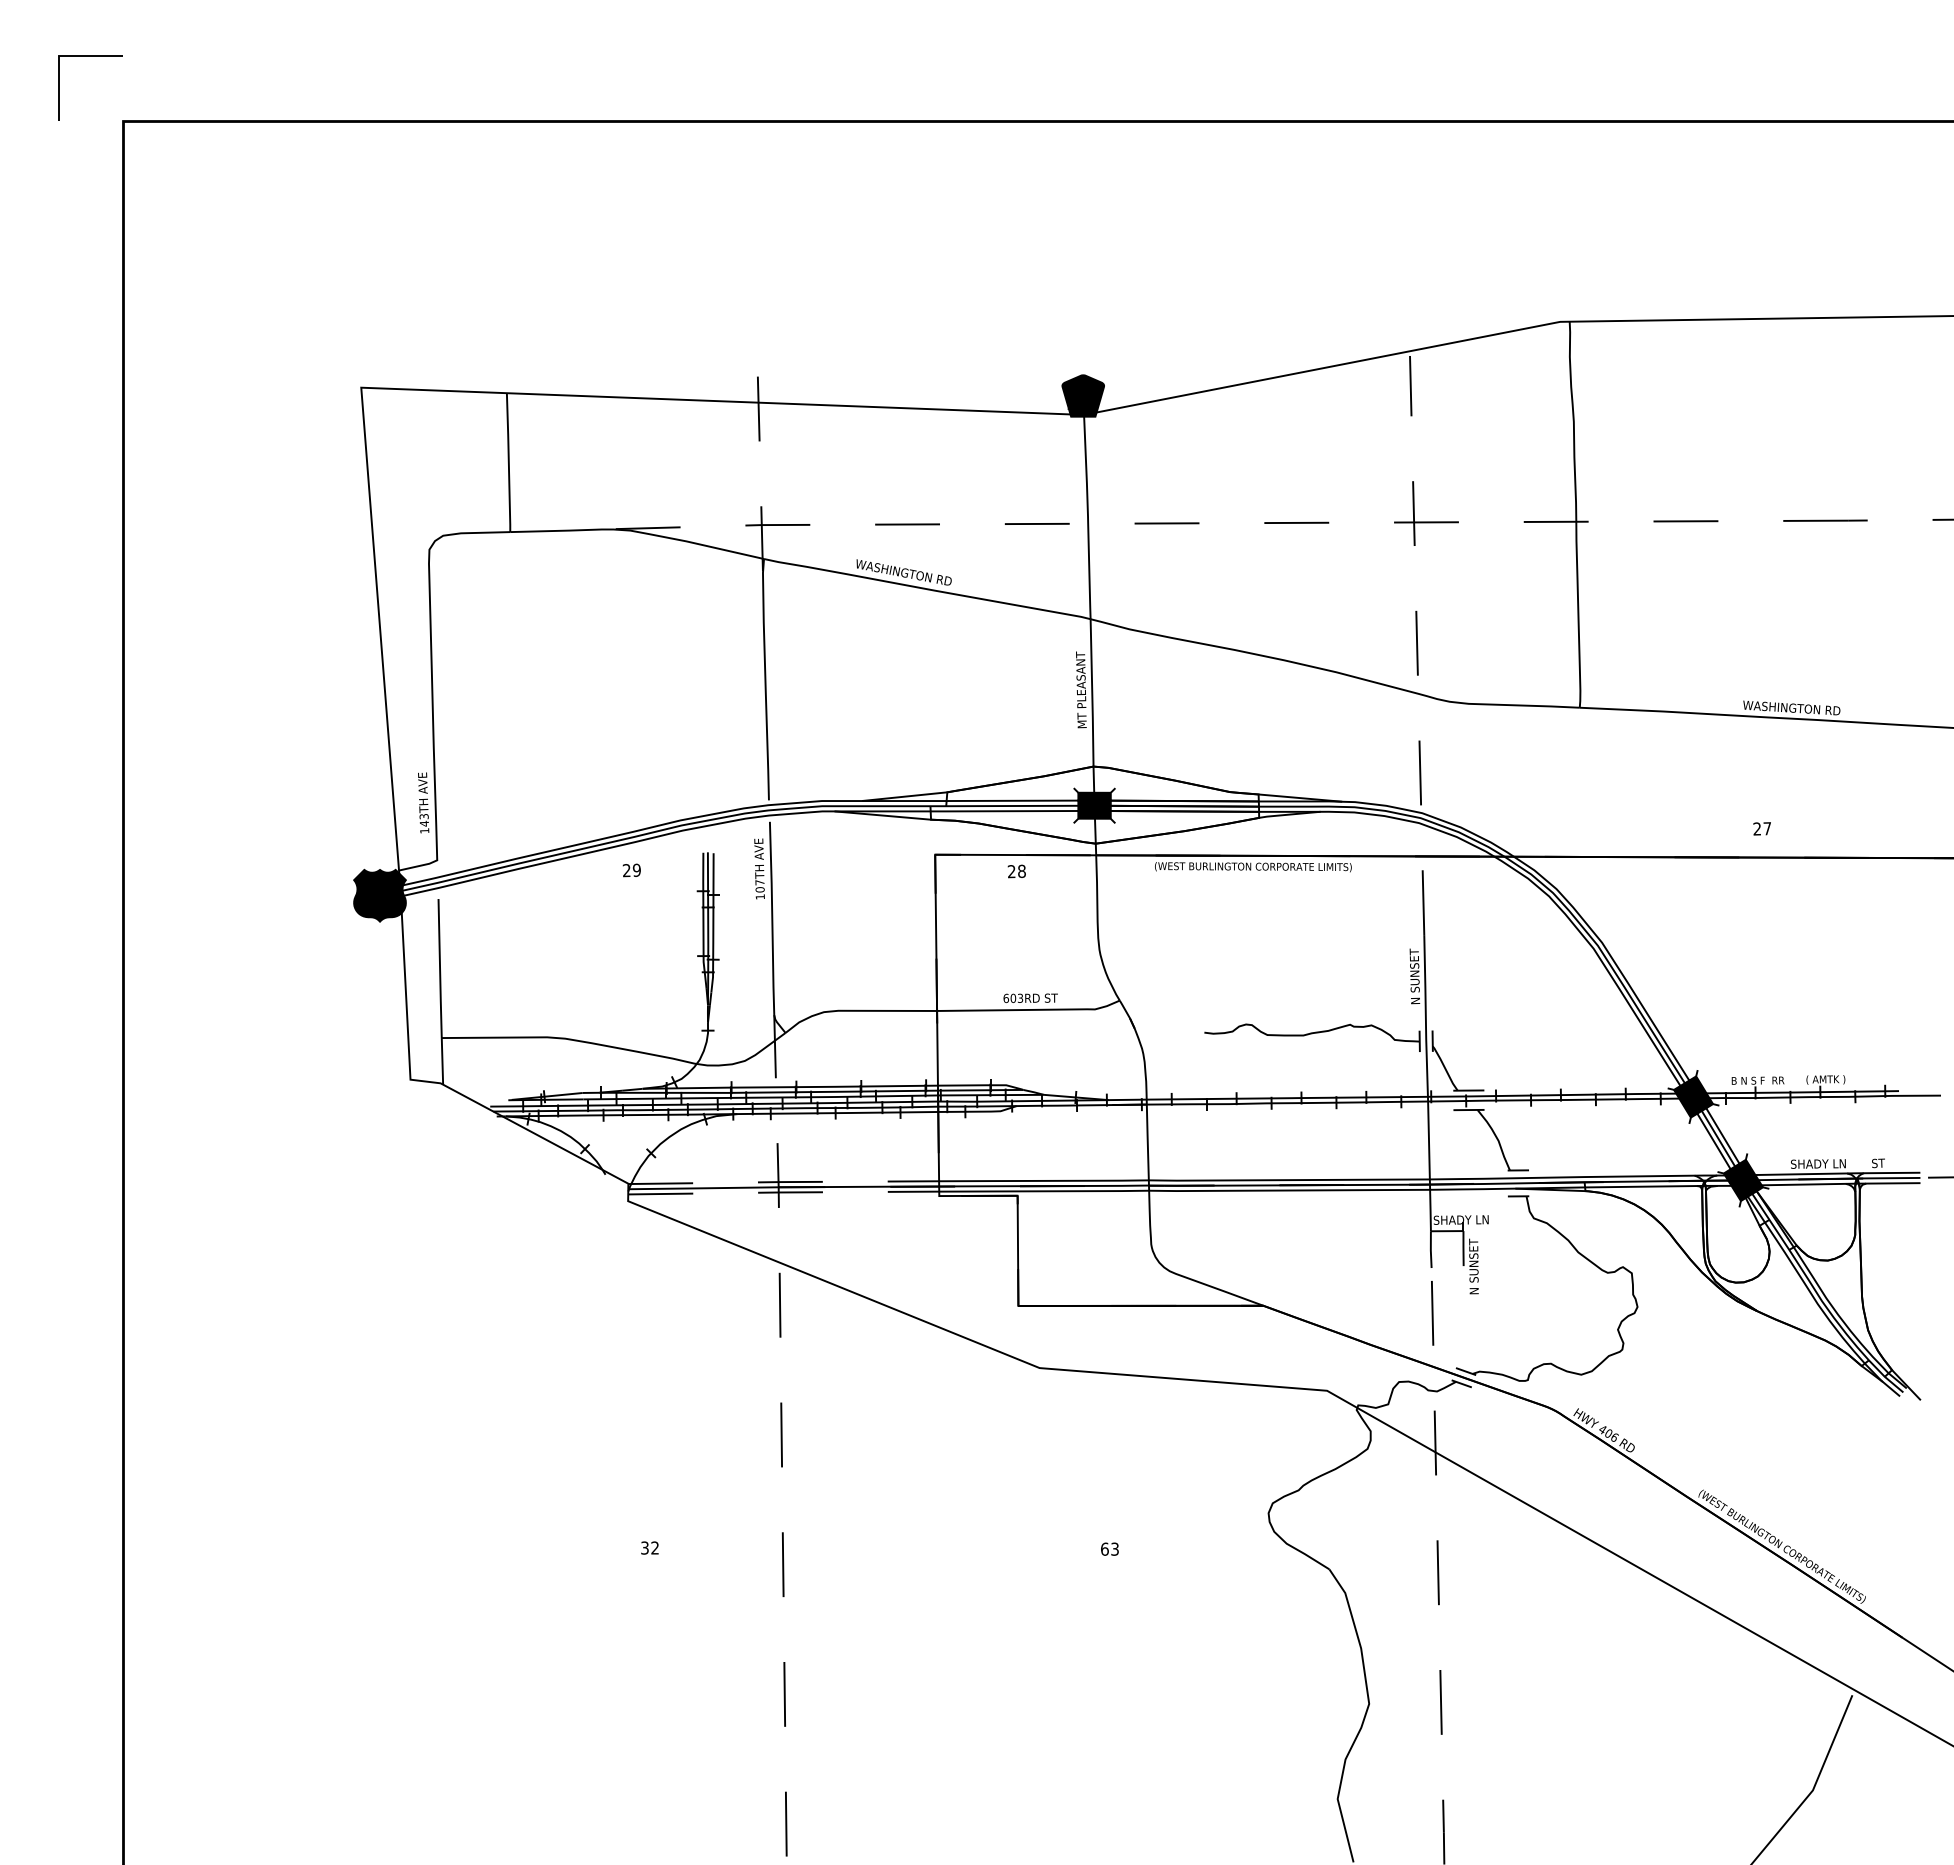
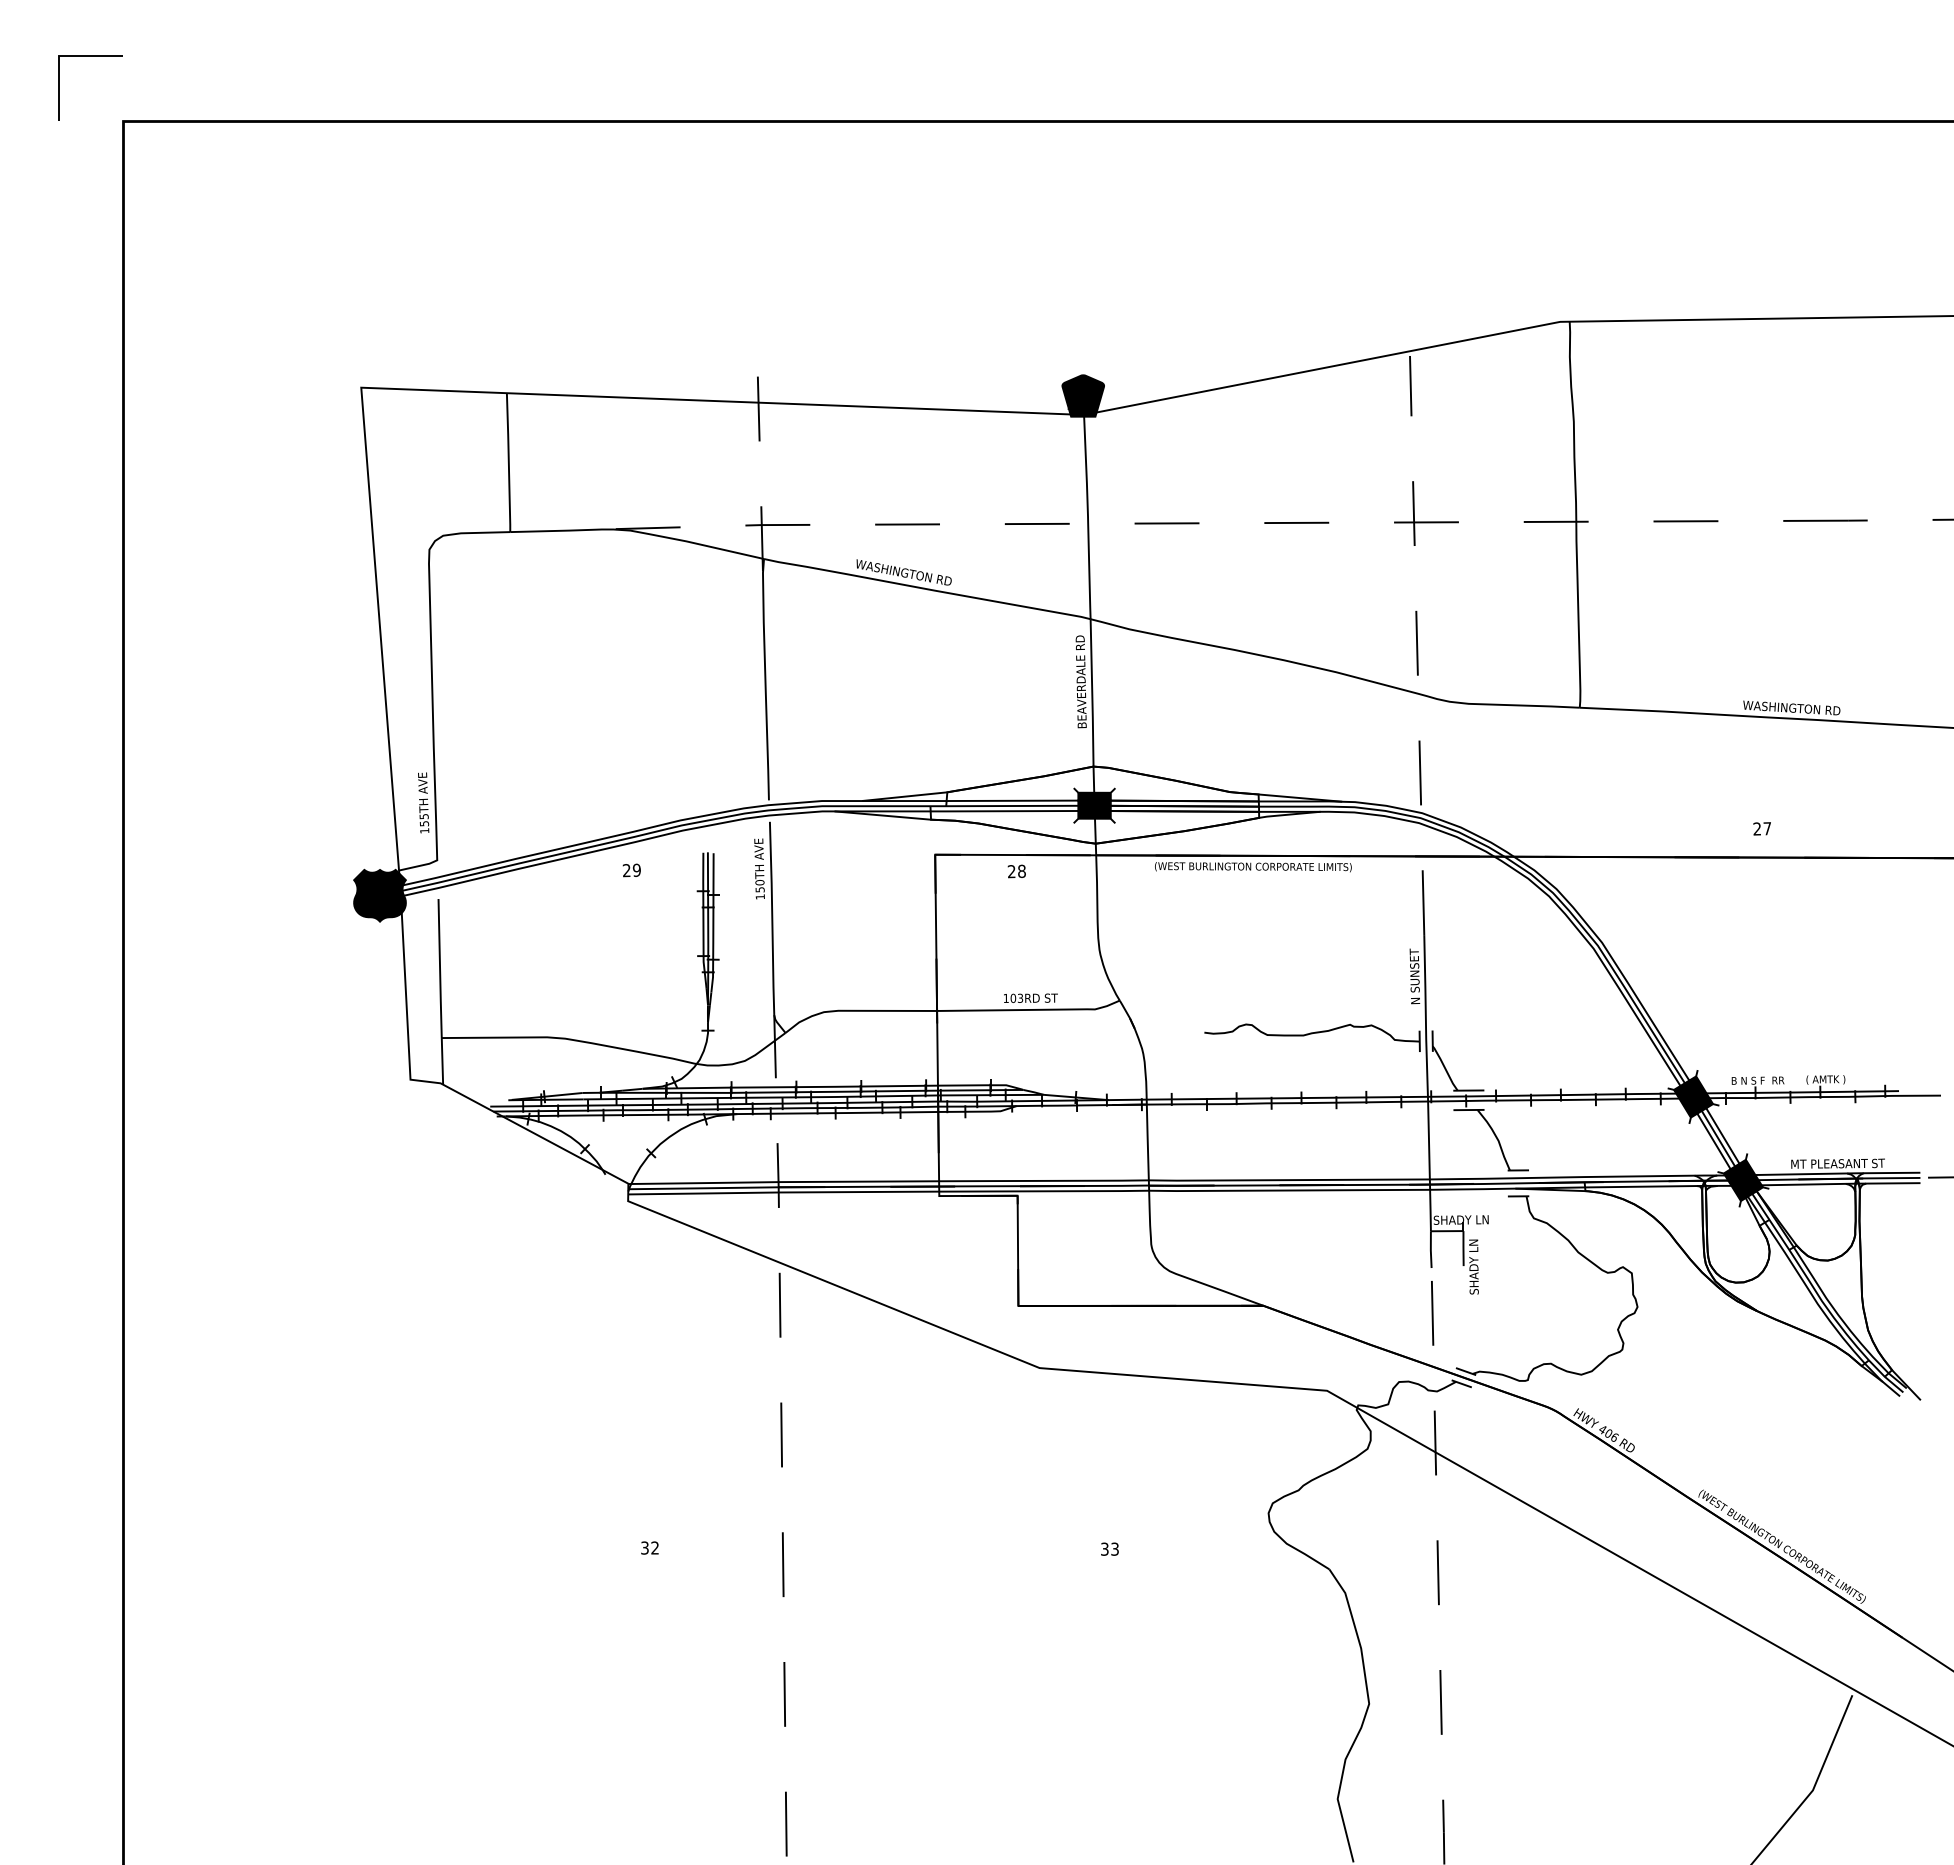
text: MT PLEASANT -> BEAVERDALE RD (1080, 680)
text: 143TH -> 155TH (424, 820)
text: 107TH -> 150TH (759, 886)
text: 603RD -> 103RD (1005, 998)
text: SHADY LN -> MT PLEASANT (1829, 1163)
line: dashed -> solid (782, 1182)
line: dashed -> solid (782, 1192)
text: N SUNSET -> SHADY LN (1473, 1266)
text: 63 -> 33 (1104, 1548)
